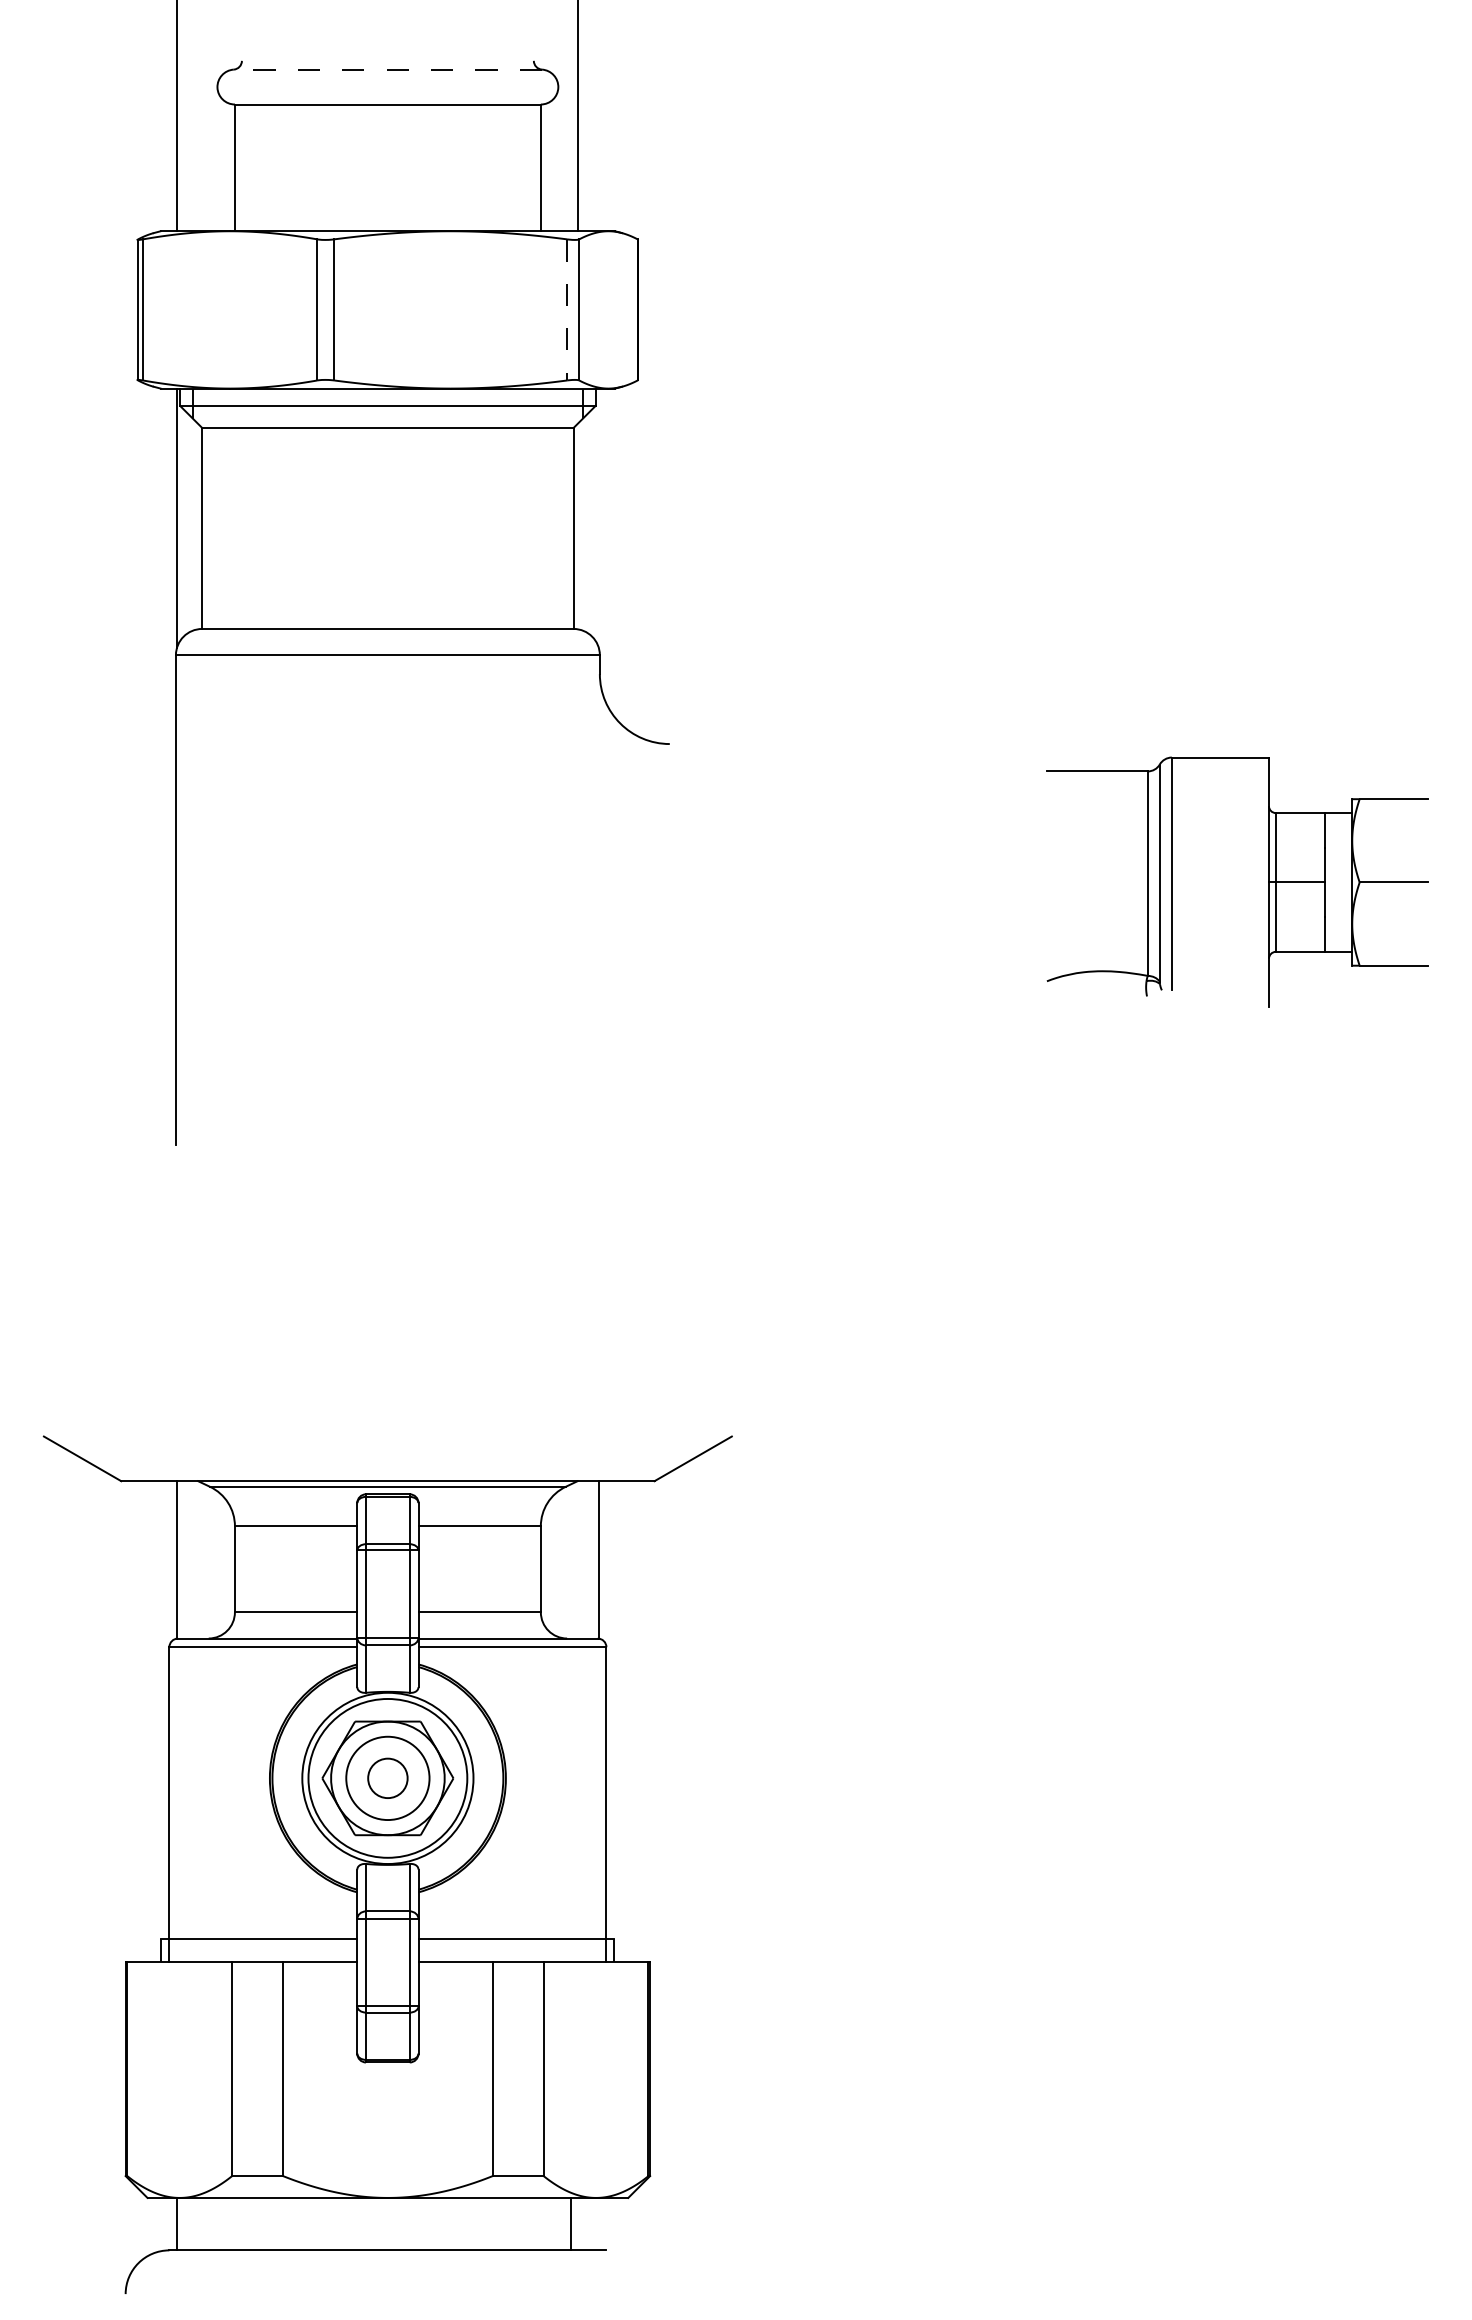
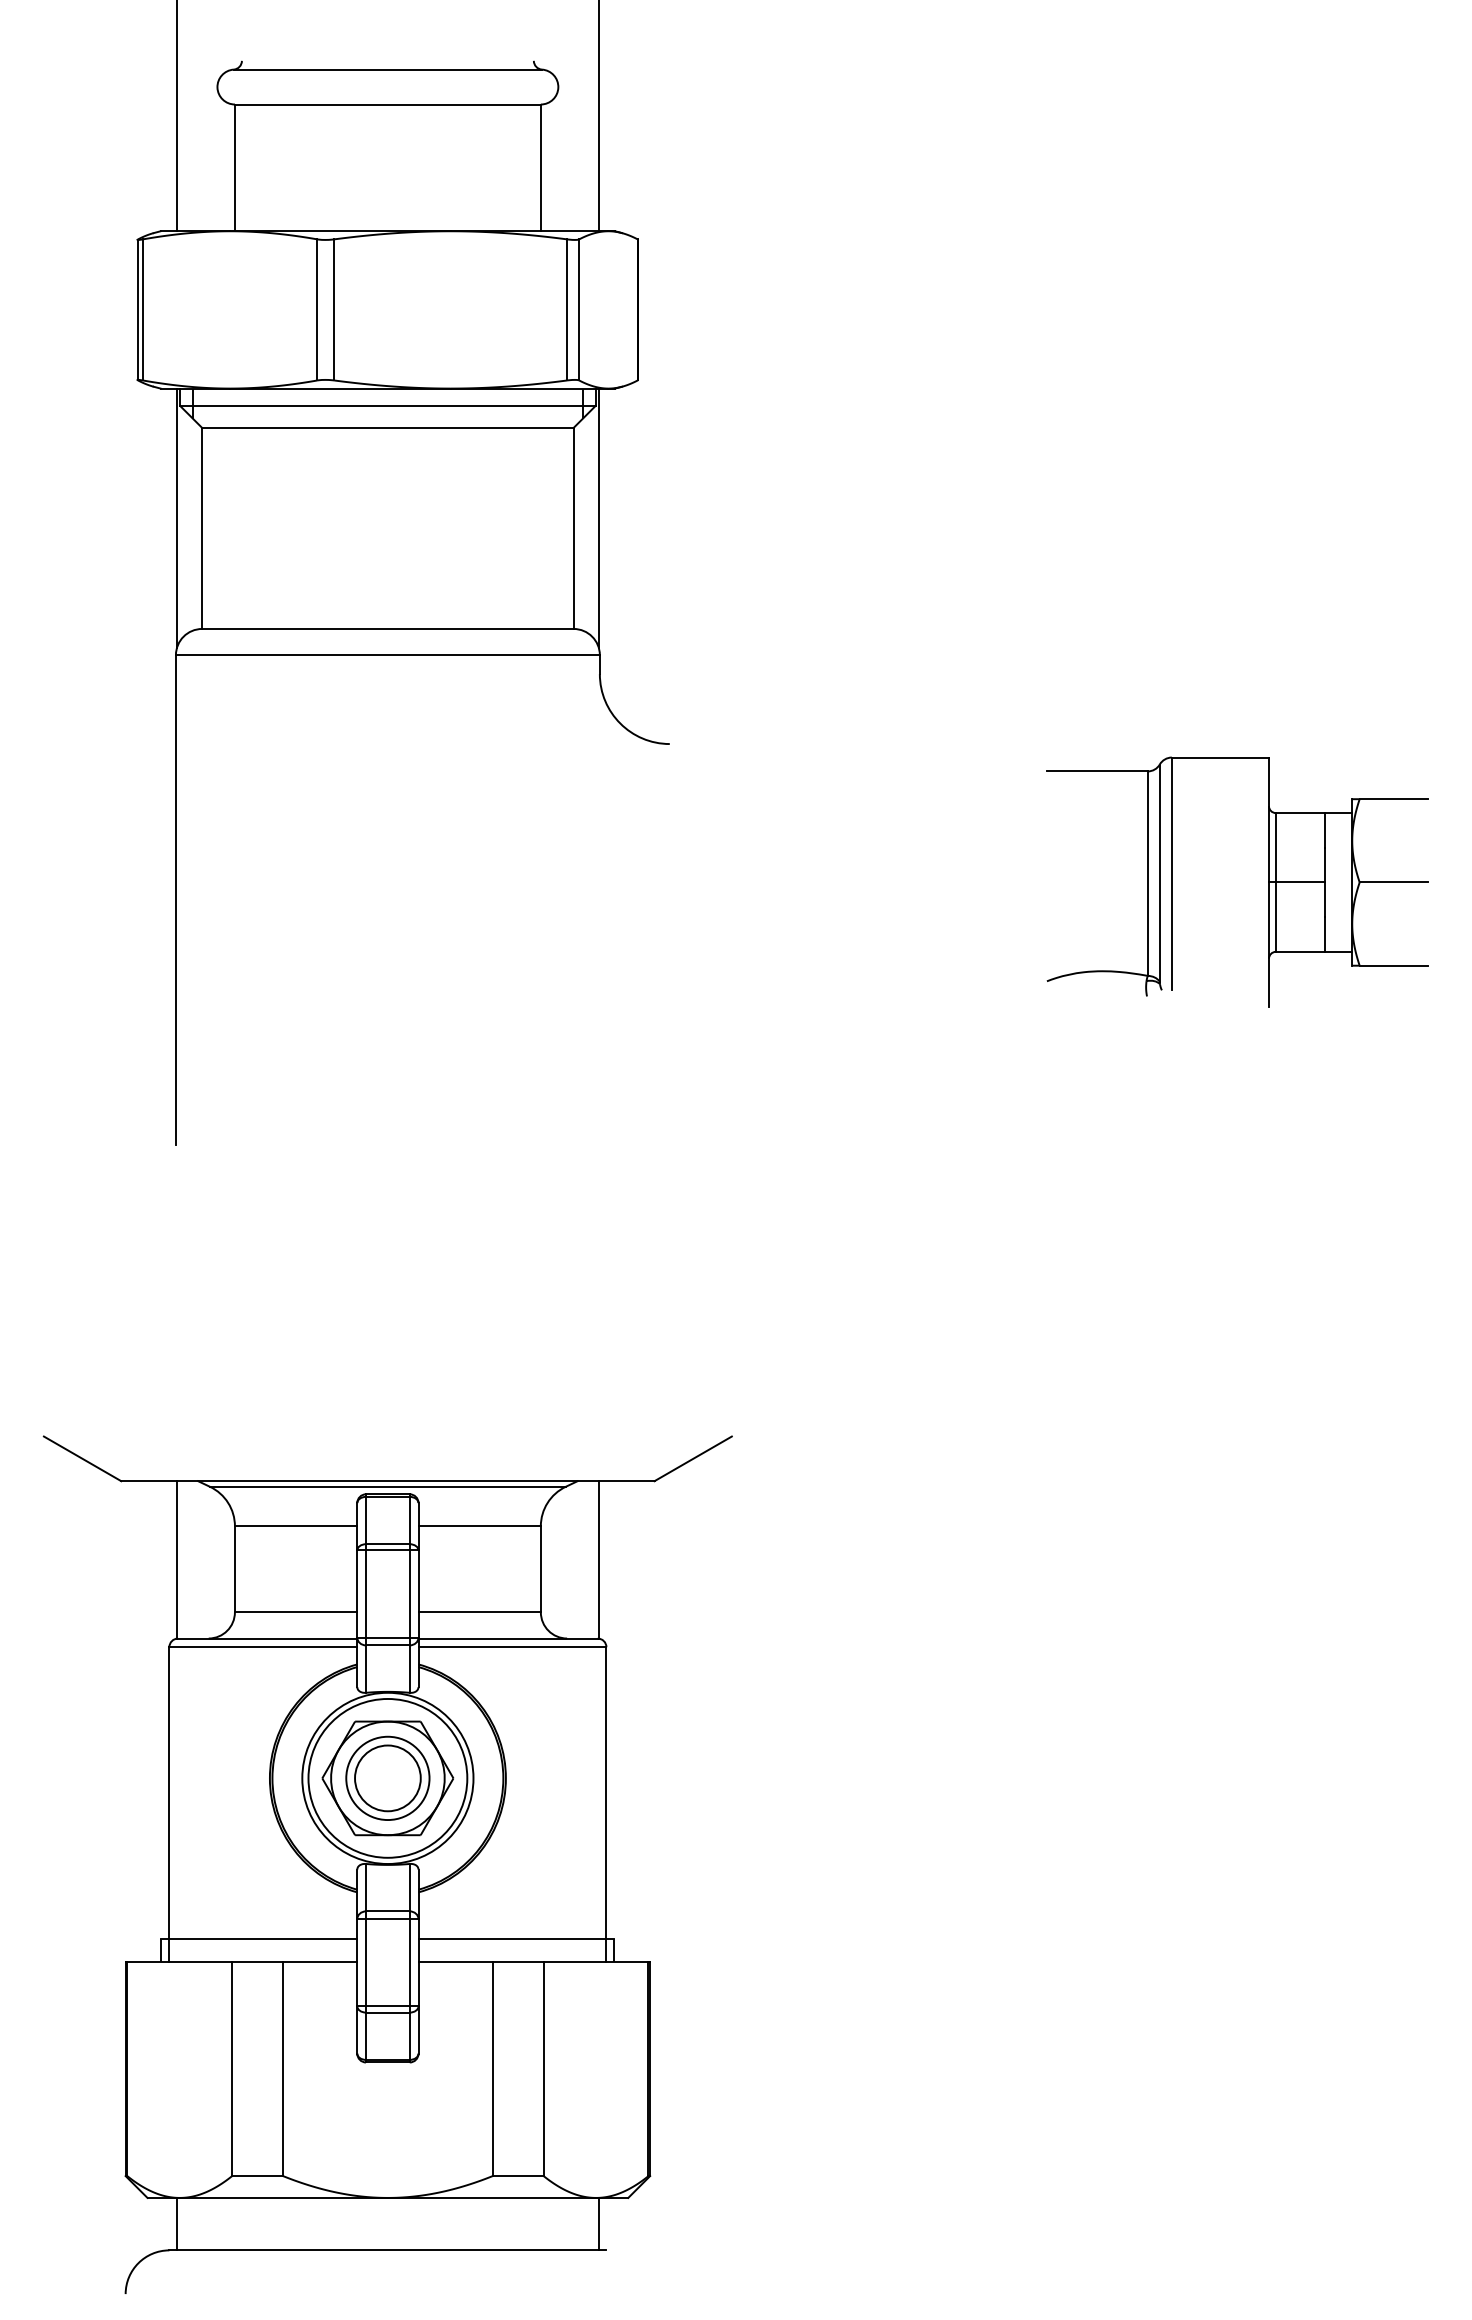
line: dashed -> solid (387, 69)
line position: (578, 116) -> (599, 116) (599, 116)
line: dashed -> solid (567, 309)
line: none -> present (599, 518)
circle diameter: 39 px -> 66 px (387, 1778)
line position: (571, 2223) -> (599, 2223) (599, 2223)
